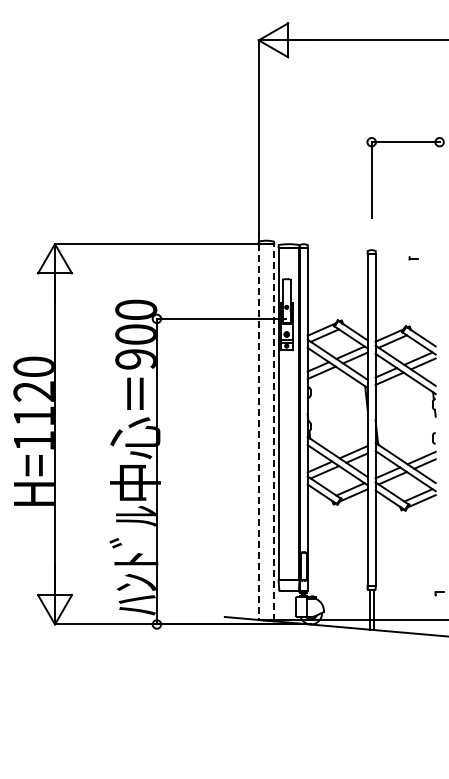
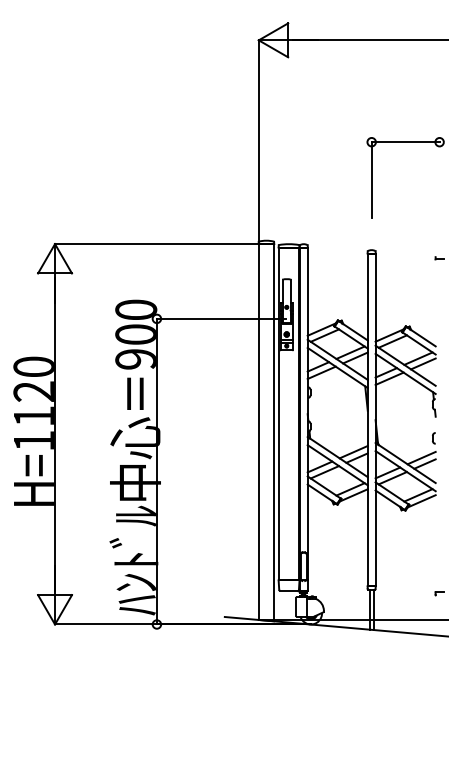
part position: (413, 258) -> (439, 258) (439, 258)
line: dashed -> solid (258, 432)
line: dashed -> solid (274, 432)
